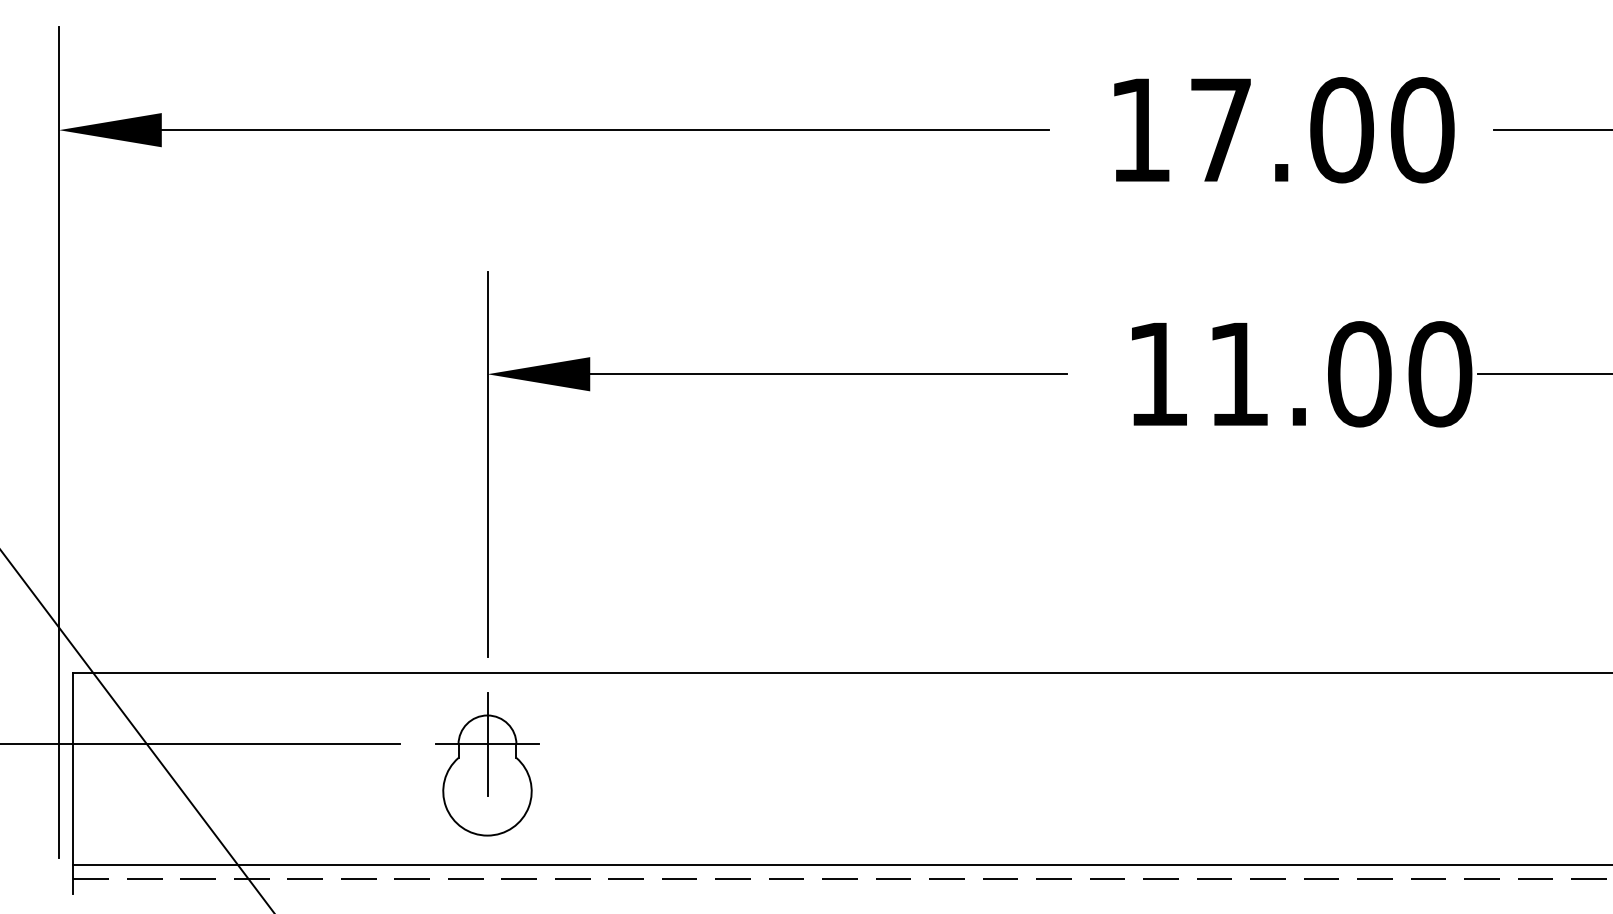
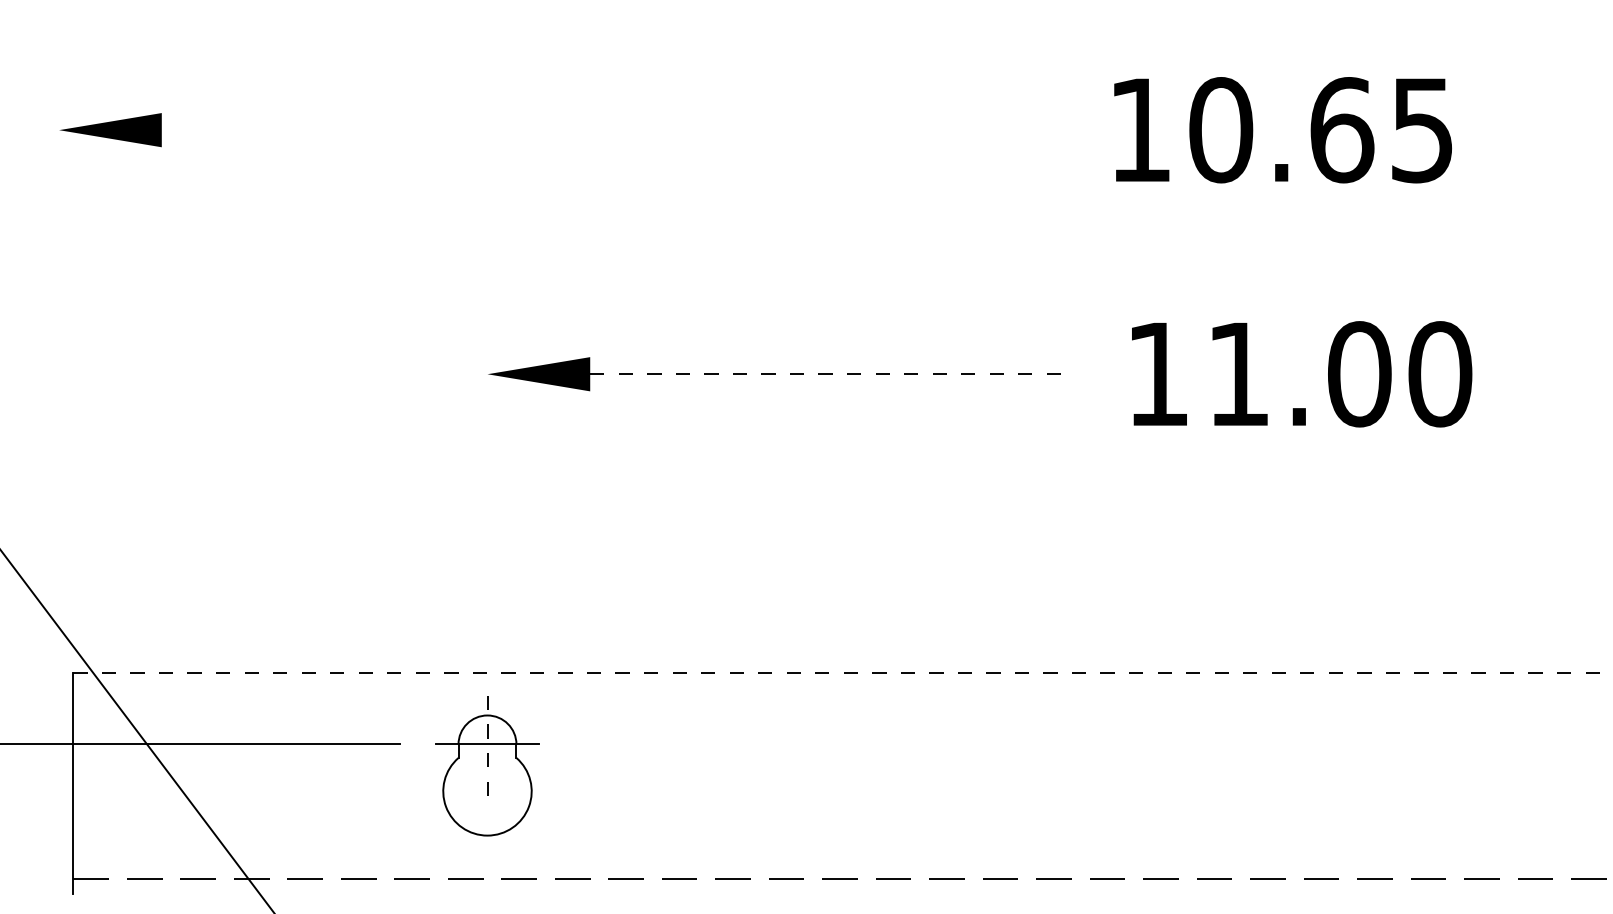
line: present -> none (604, 130)
text: 17.00 -> 10.65 (1321, 130)
line: present -> none (1551, 130)
line: solid -> dashed (828, 374)
line: present -> none (1543, 374)
line: present -> none (59, 442)
line: present -> none (487, 464)
line: solid -> dashed (843, 672)
line: solid -> dashed (487, 743)
line: present -> none (841, 865)
